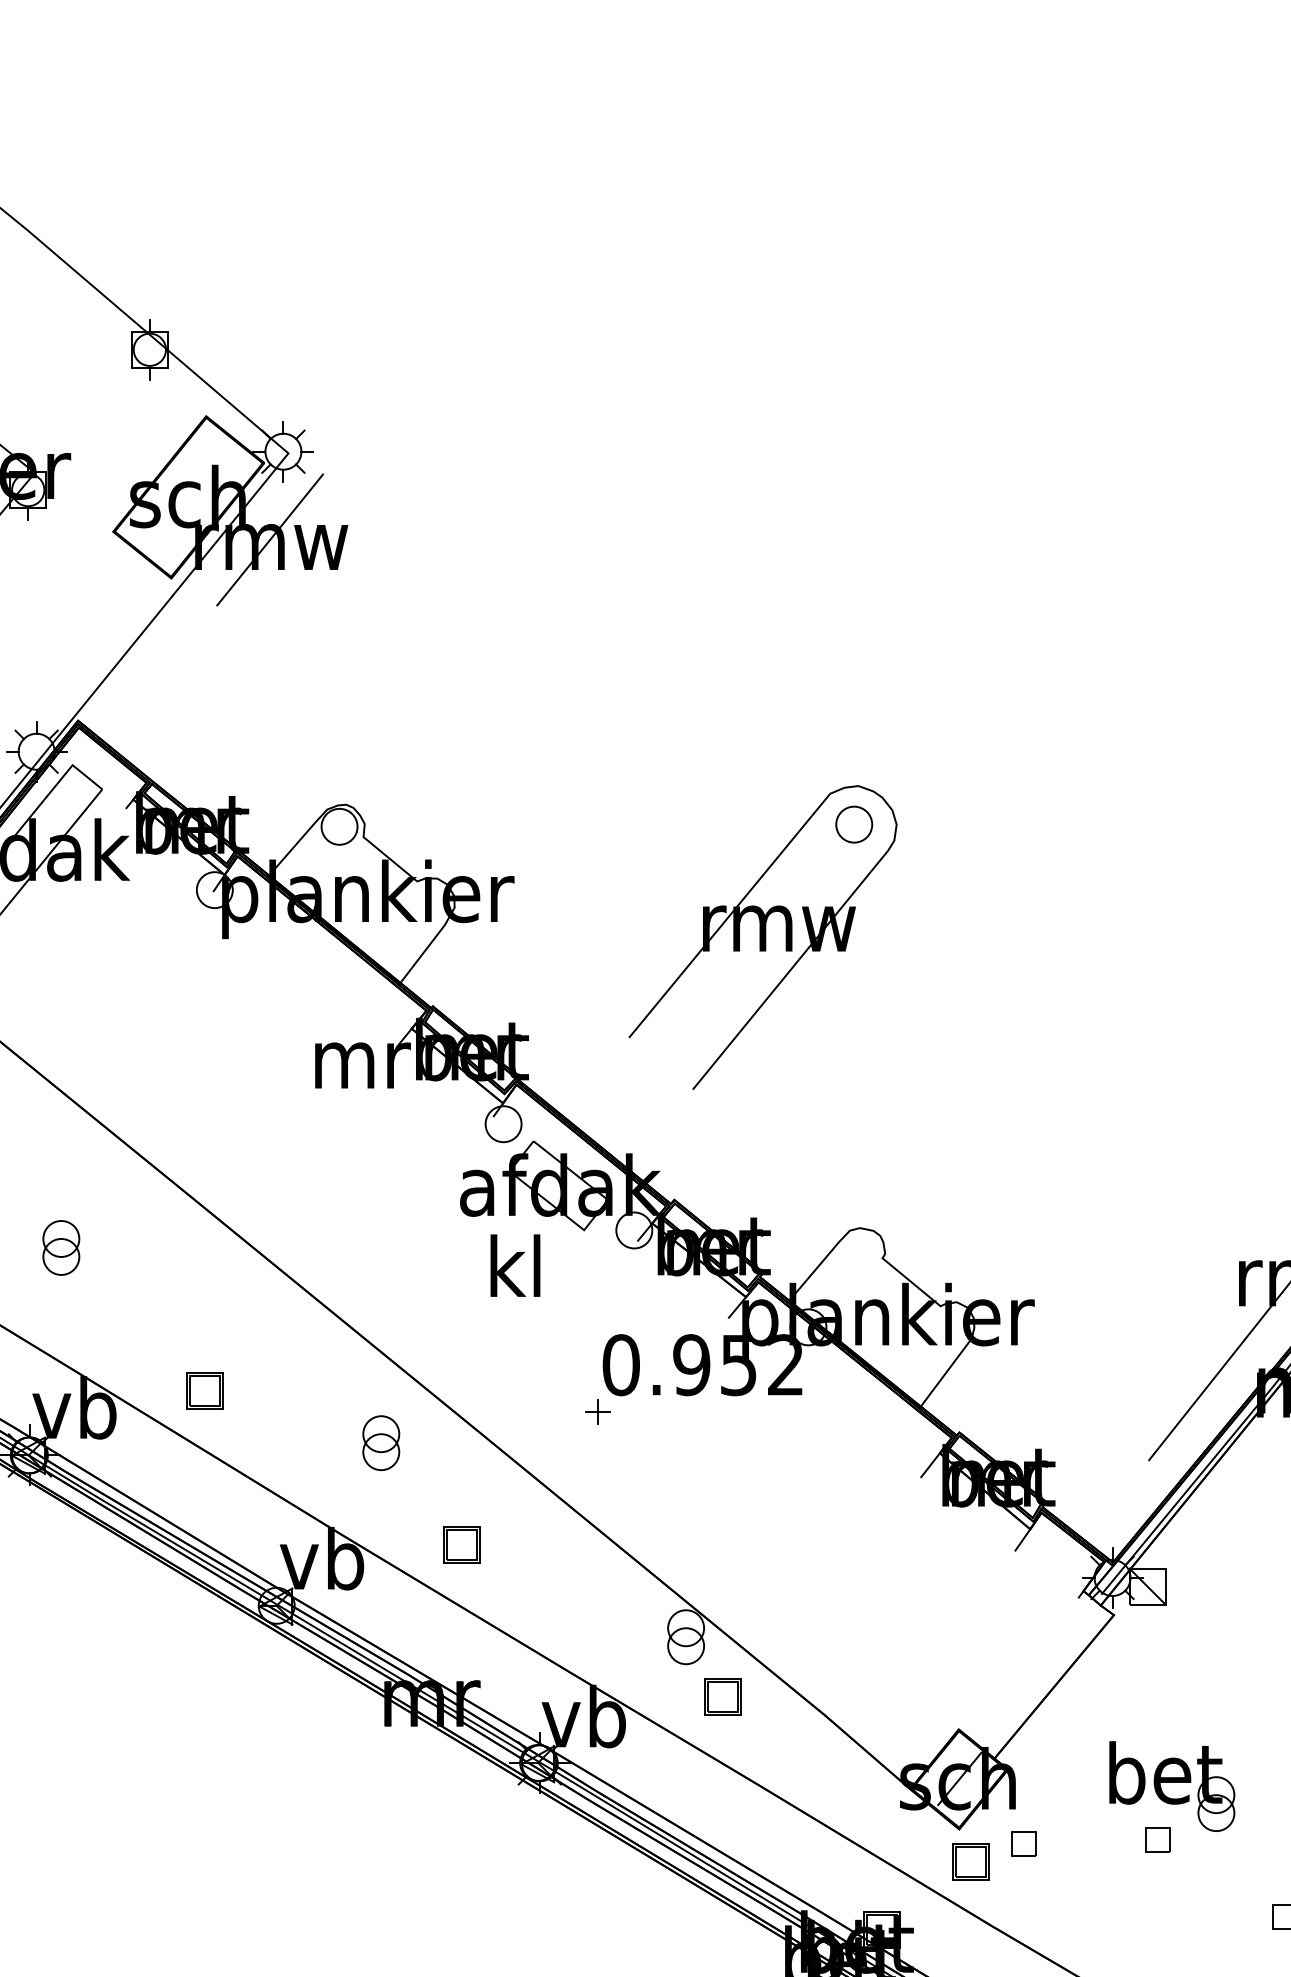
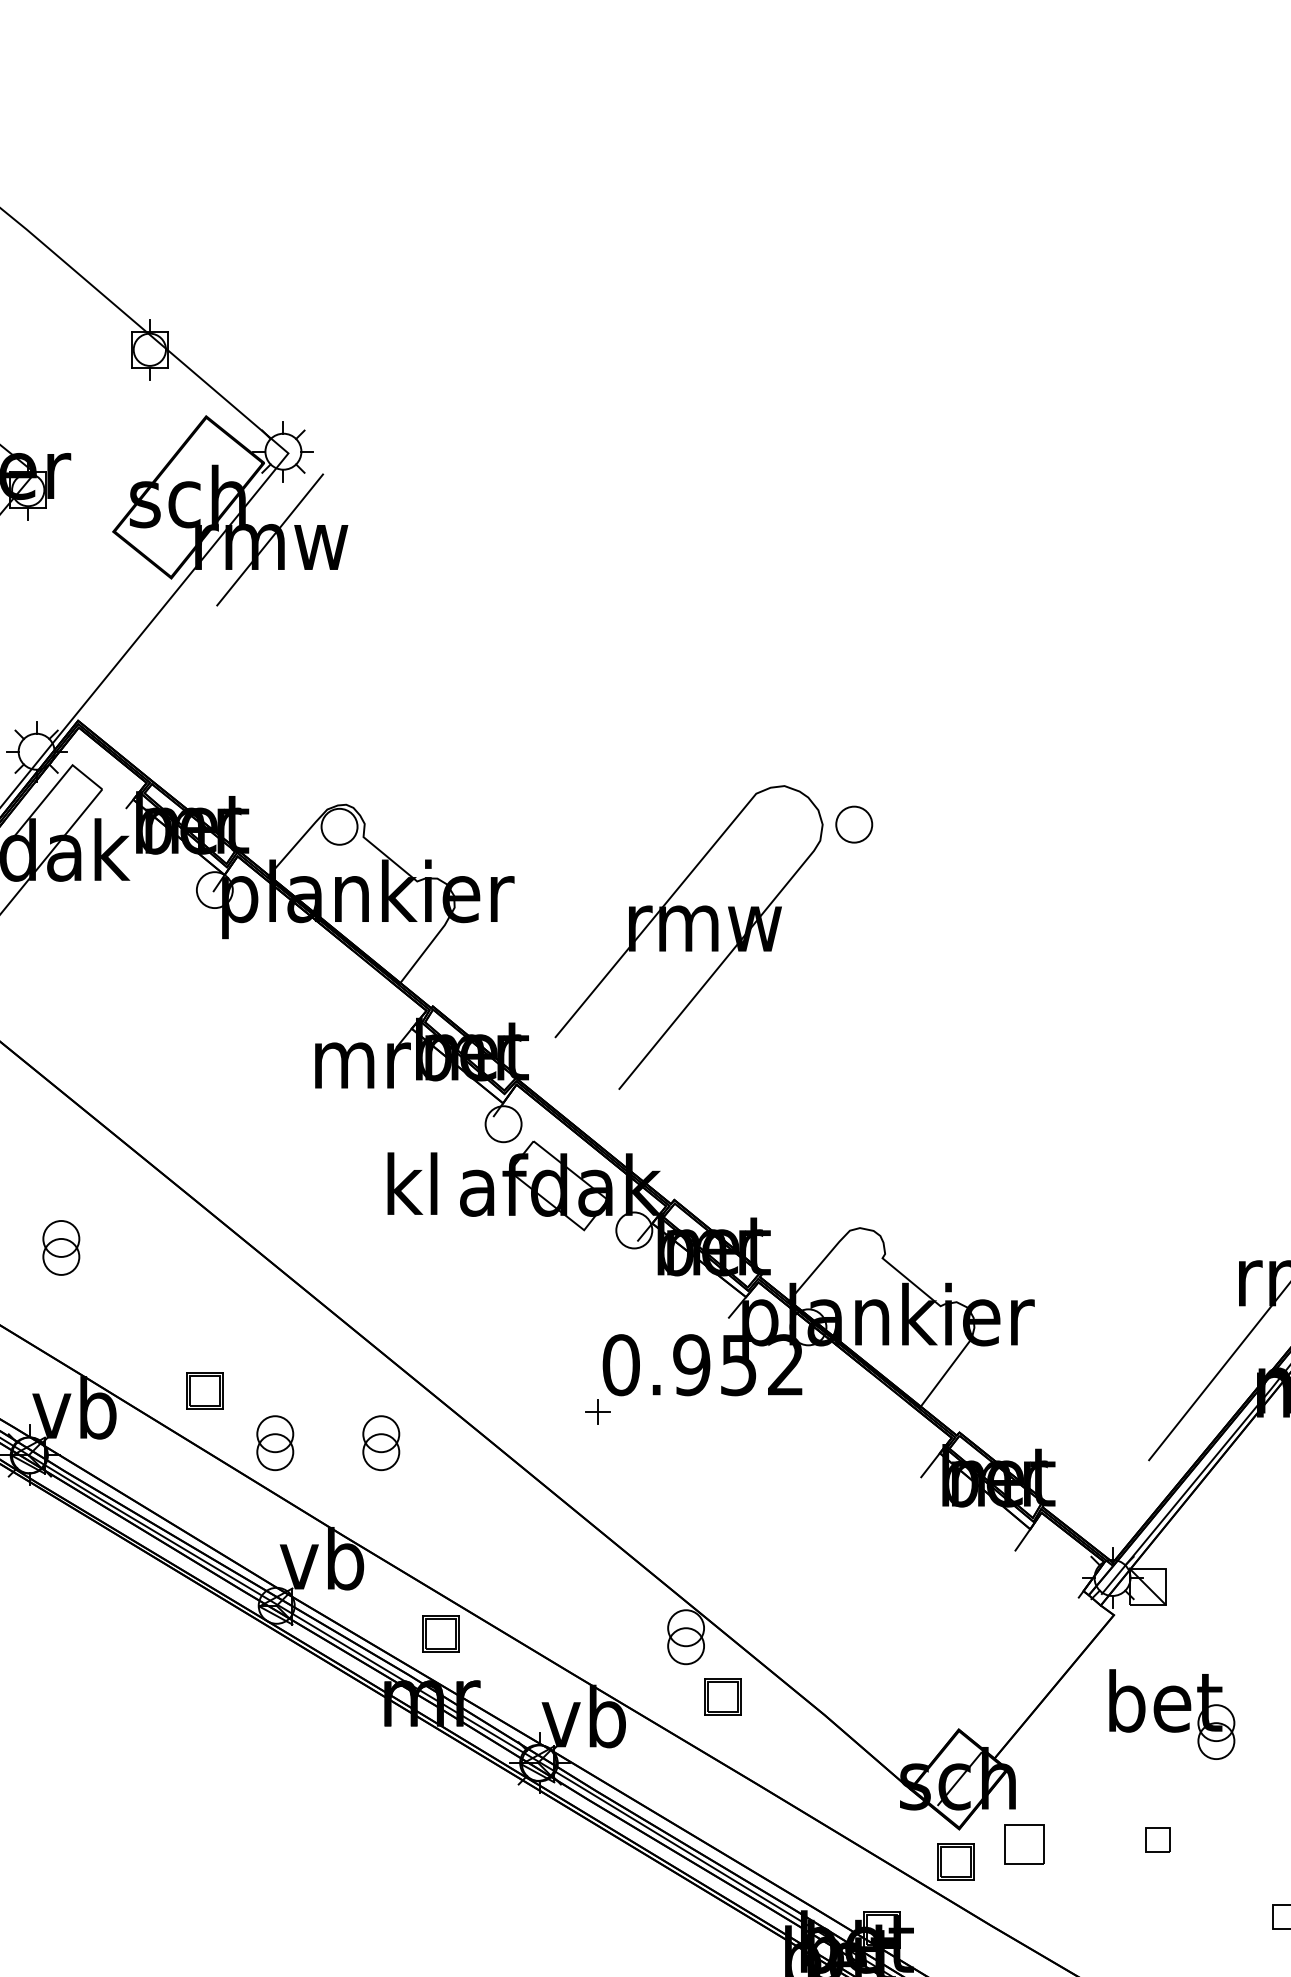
part position: (762, 937) -> (688, 937) (688, 937)
text position: (515, 1265) -> (412, 1183) (412, 1183)
part: none -> present (275, 1443)
part position: (461, 1544) -> (440, 1633) (440, 1633)
part position: (1172, 1786) -> (1172, 1714) (1172, 1714)
part size: 26x26 px -> 41x41 px (1024, 1844)
part position: (970, 1861) -> (955, 1861) (955, 1861)
